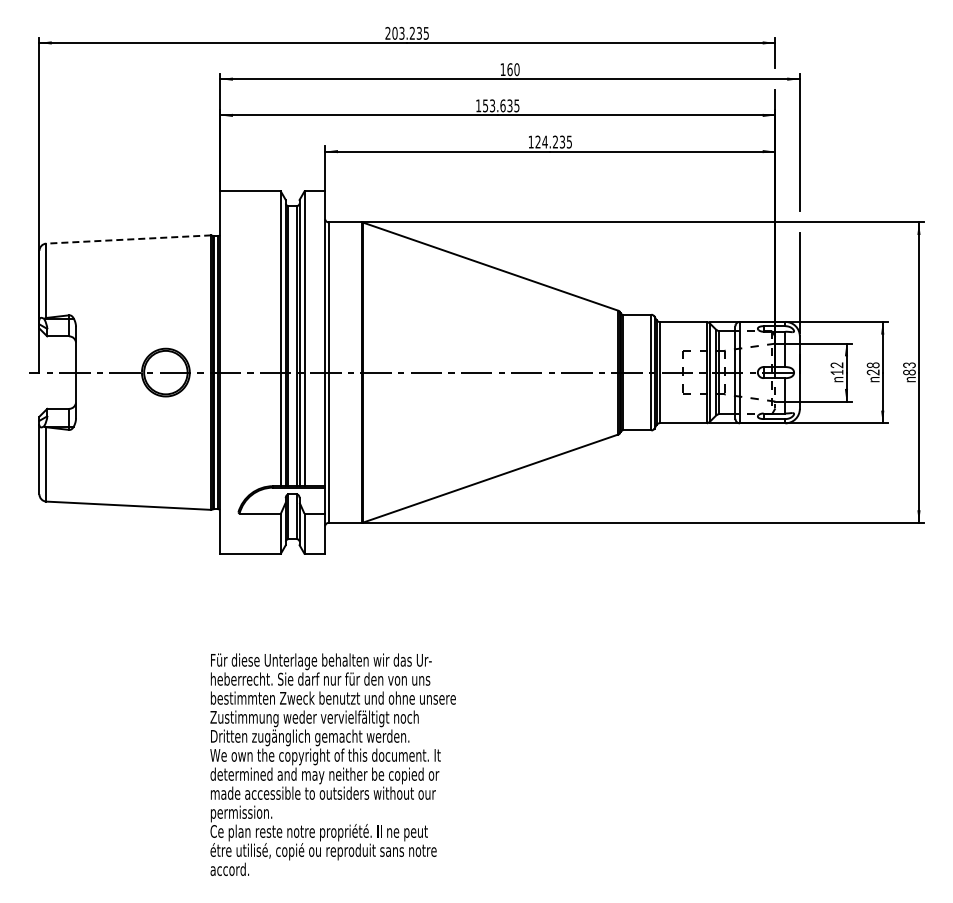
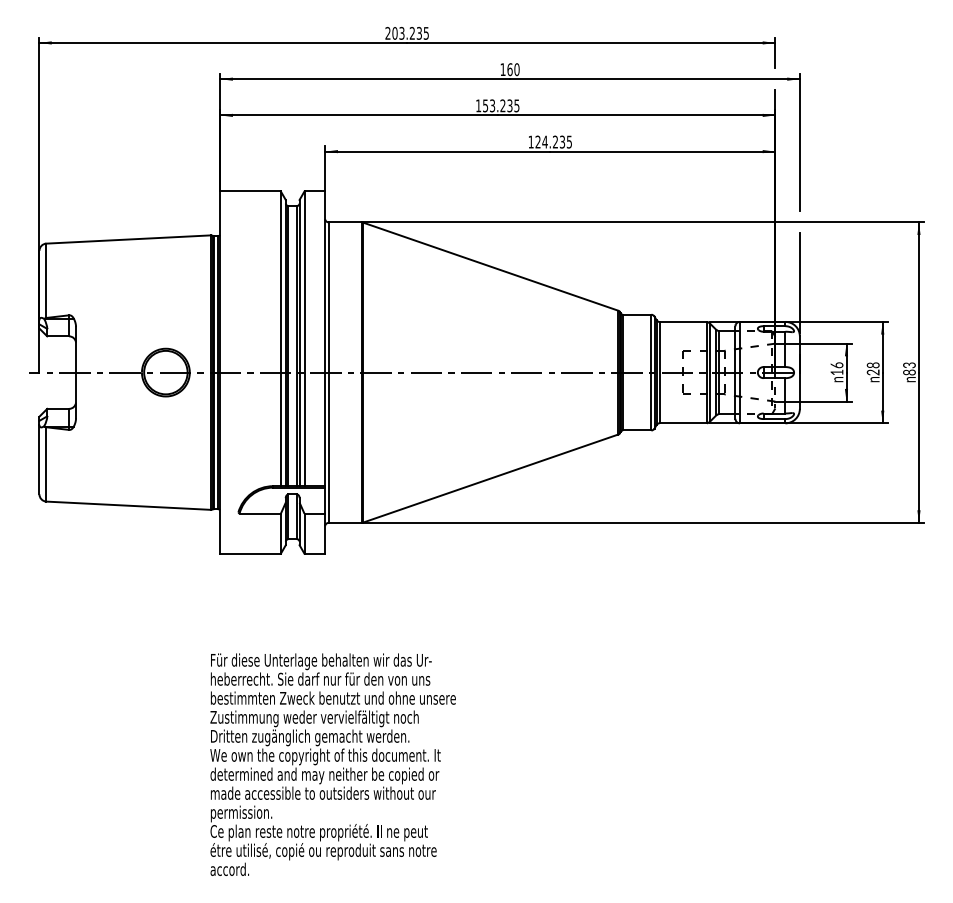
text: 153.635 -> 153.235 (502, 105)
line: dashed -> solid (128, 239)
text: 12 -> 16 (836, 365)
